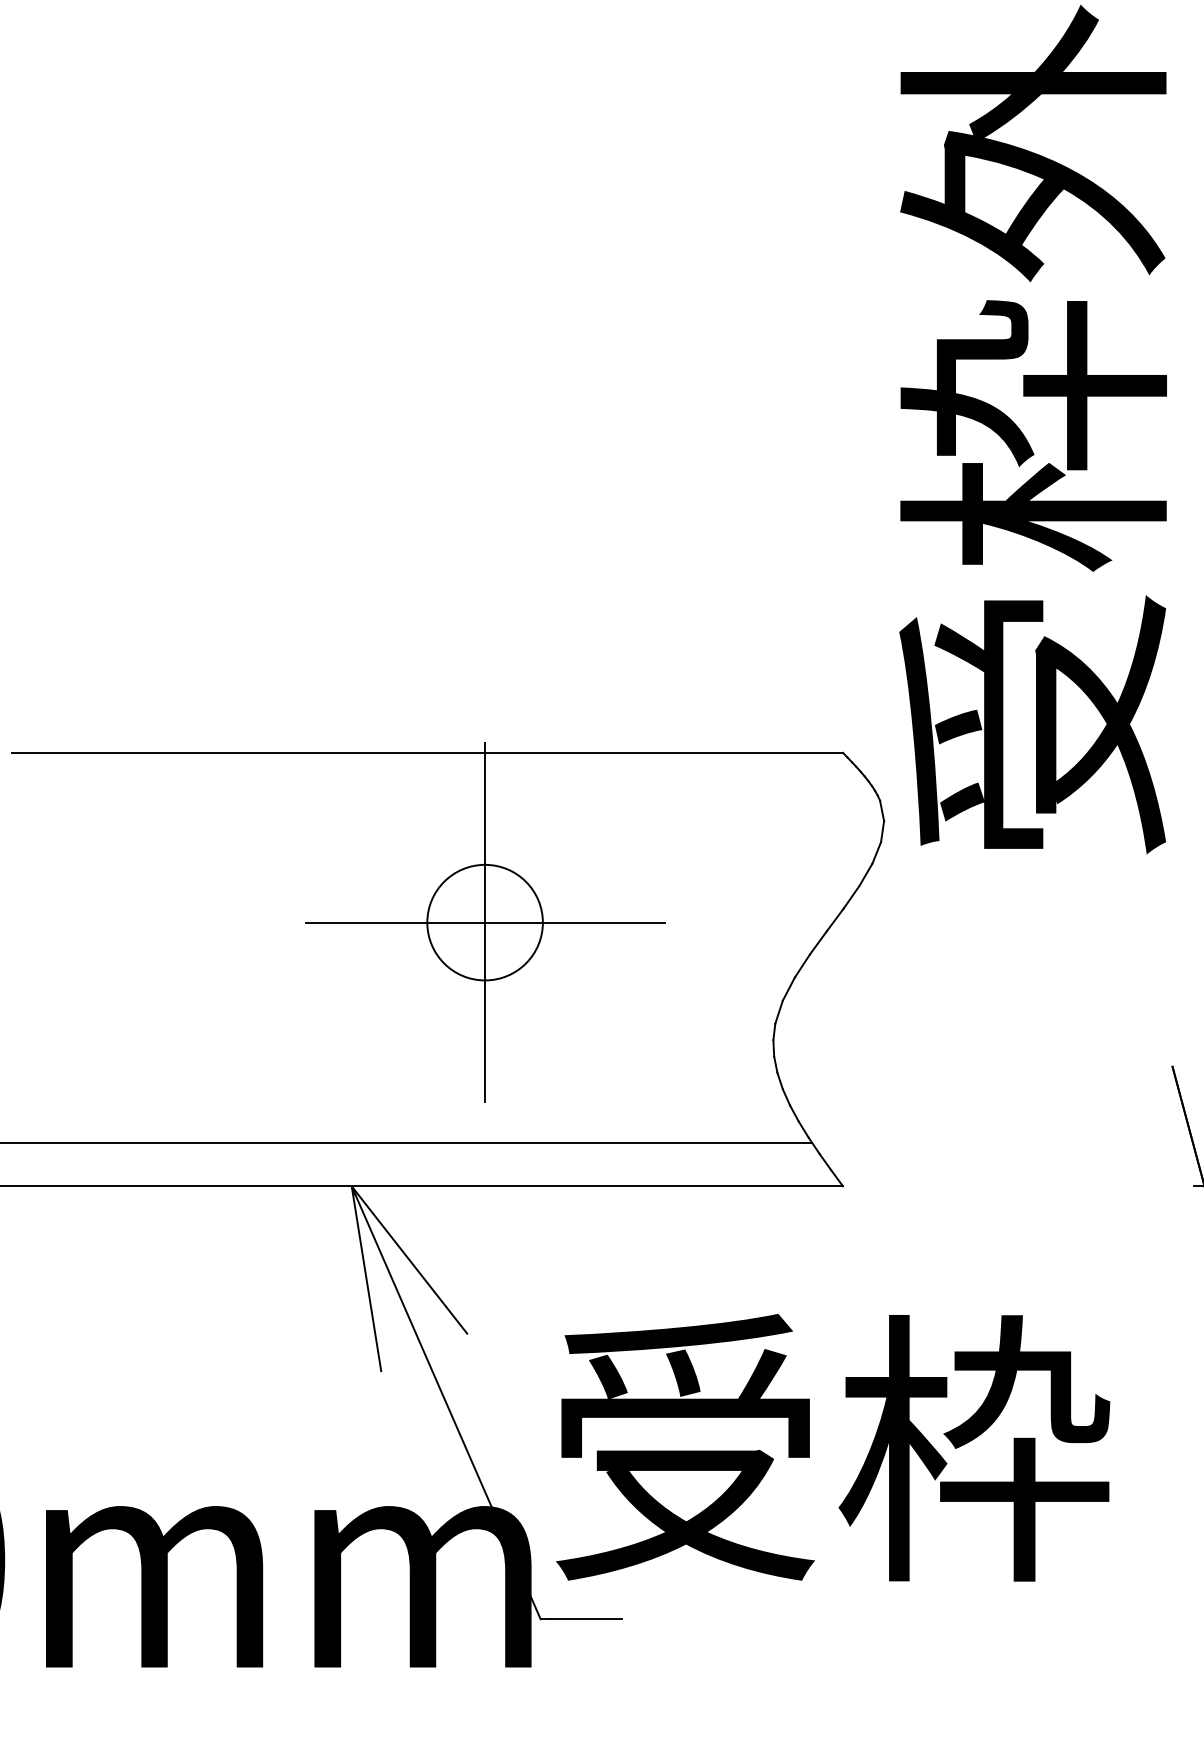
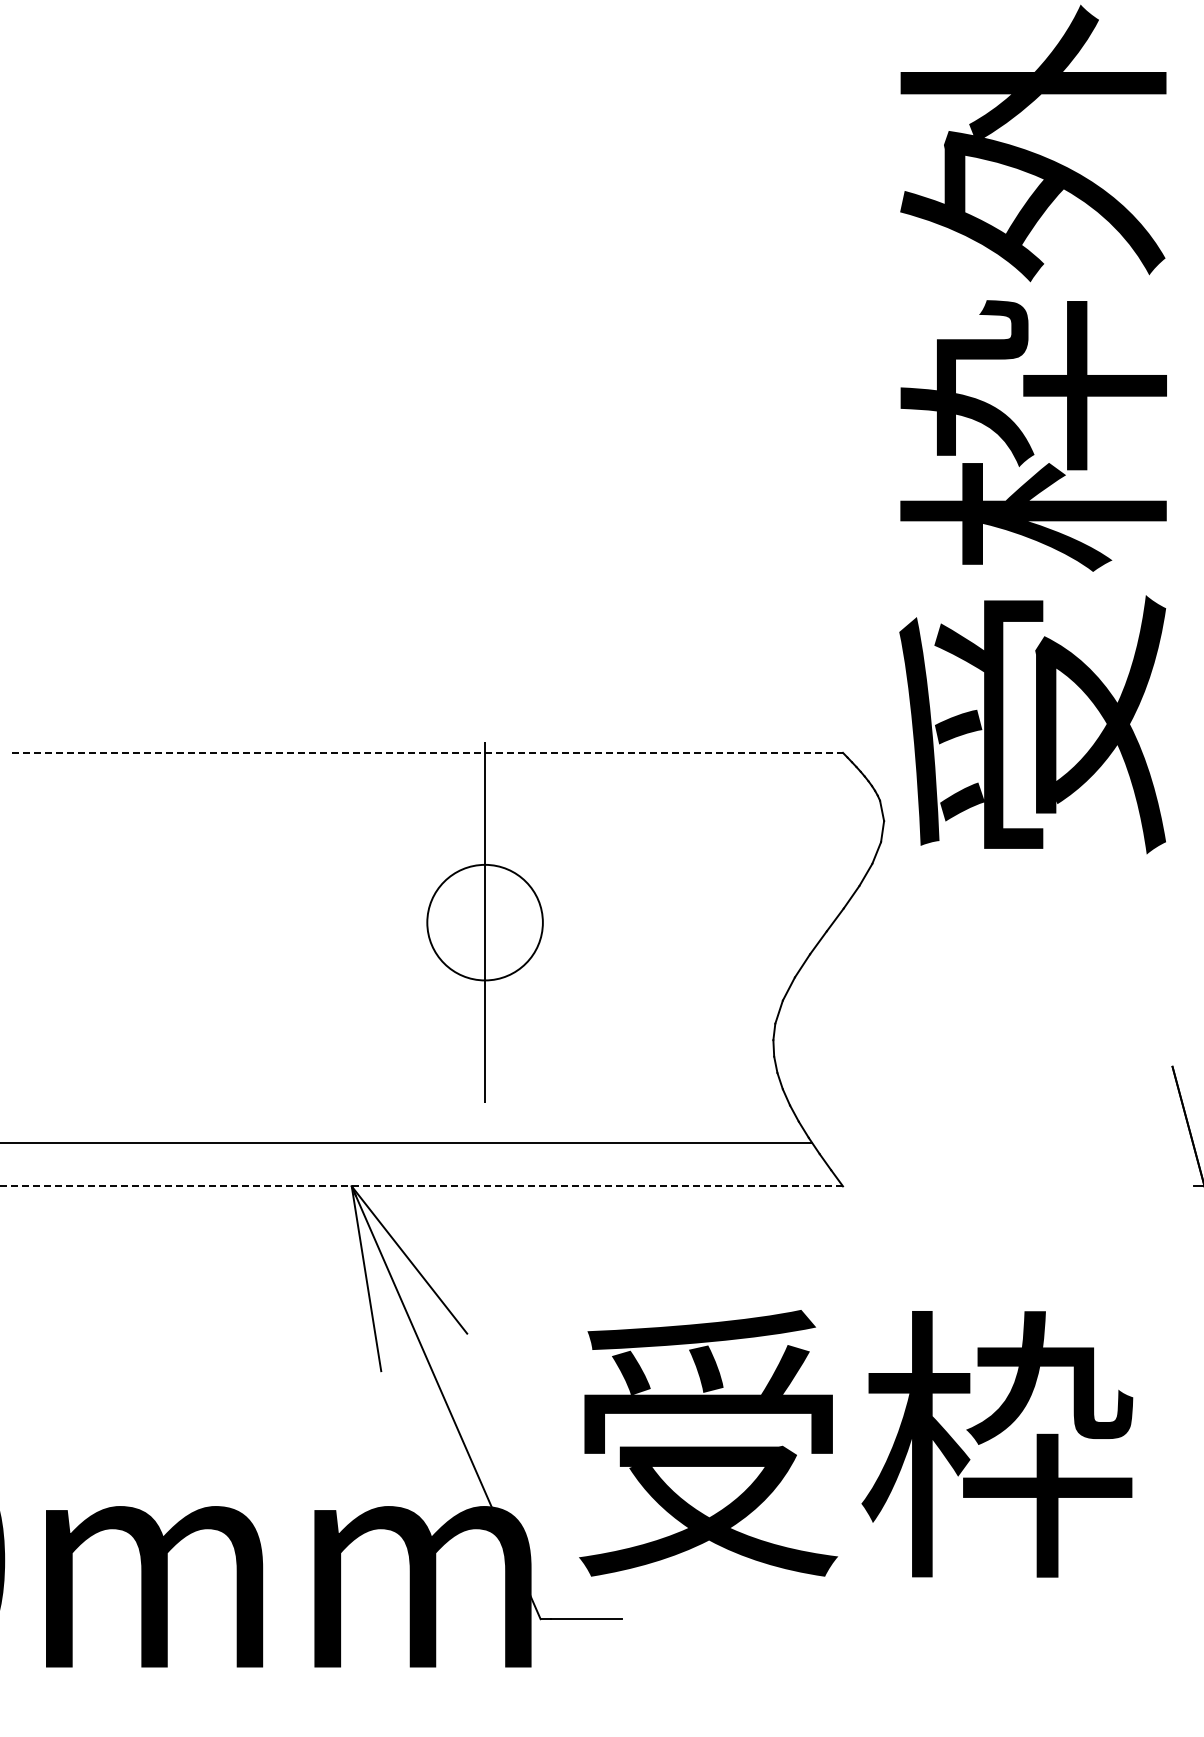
line: solid -> dashed (428, 752)
line: present -> none (484, 922)
line: solid -> dashed (421, 1186)
text position: (833, 1447) -> (856, 1443) (856, 1443)
